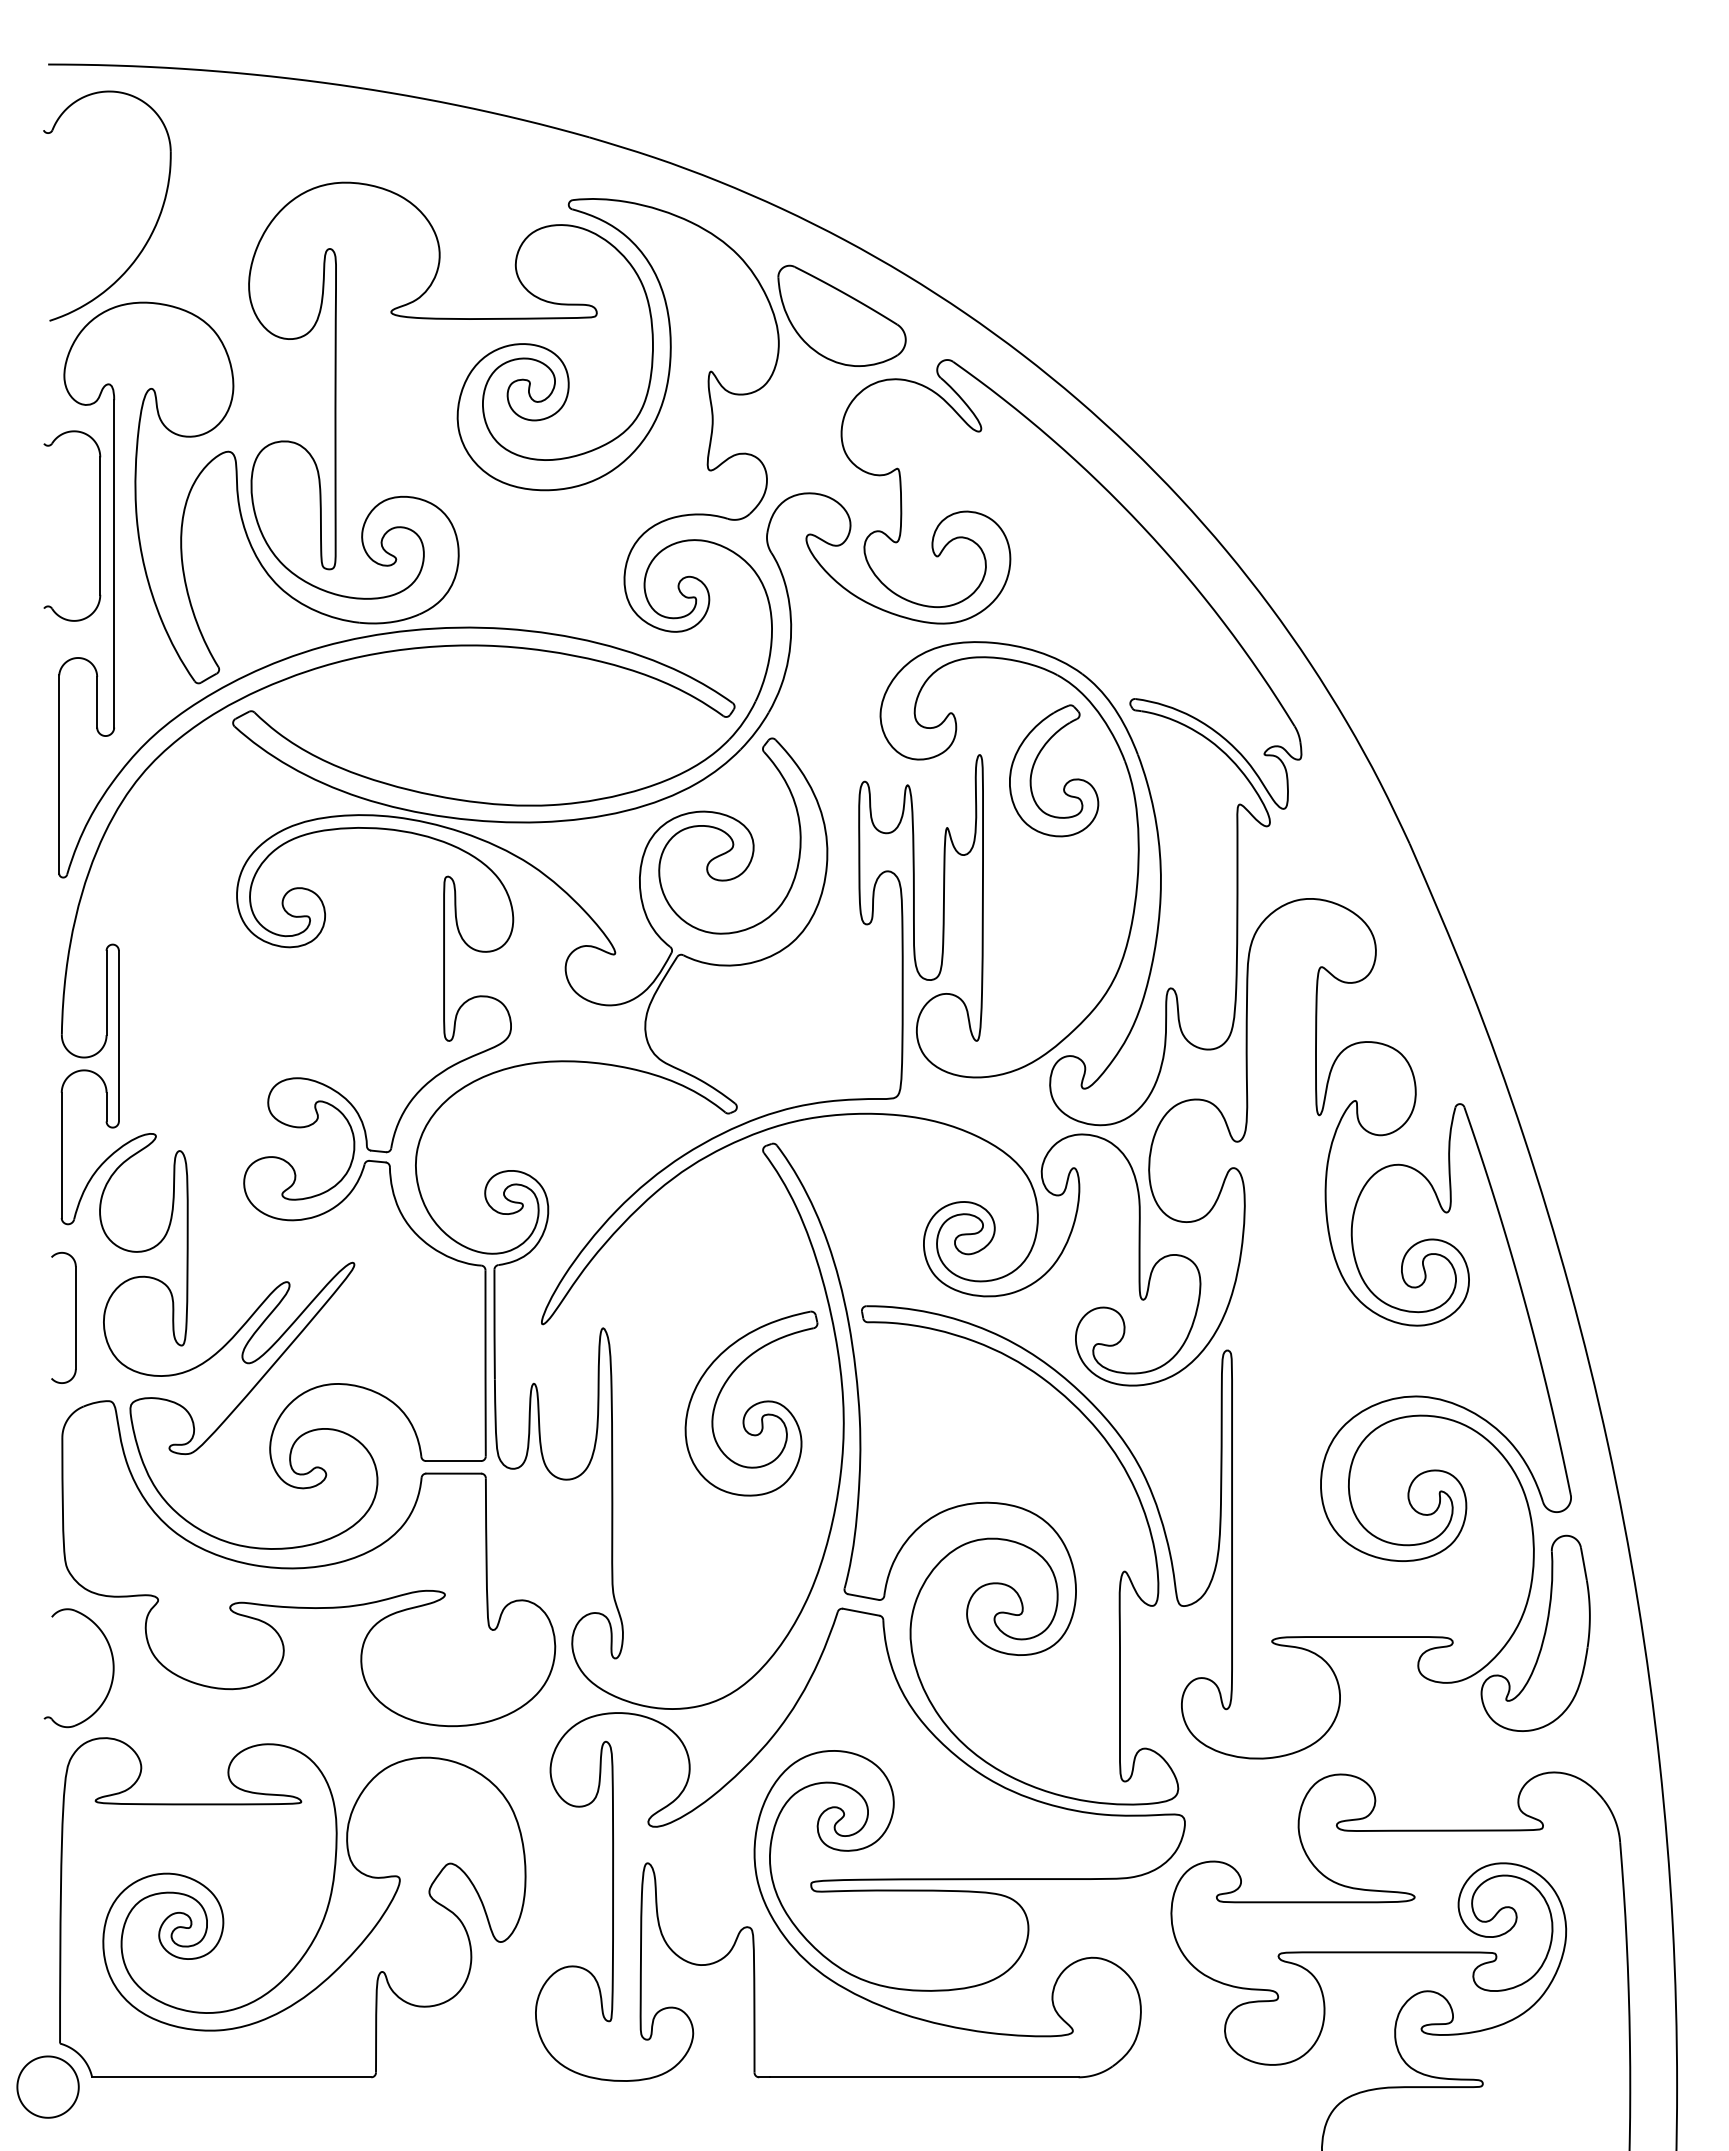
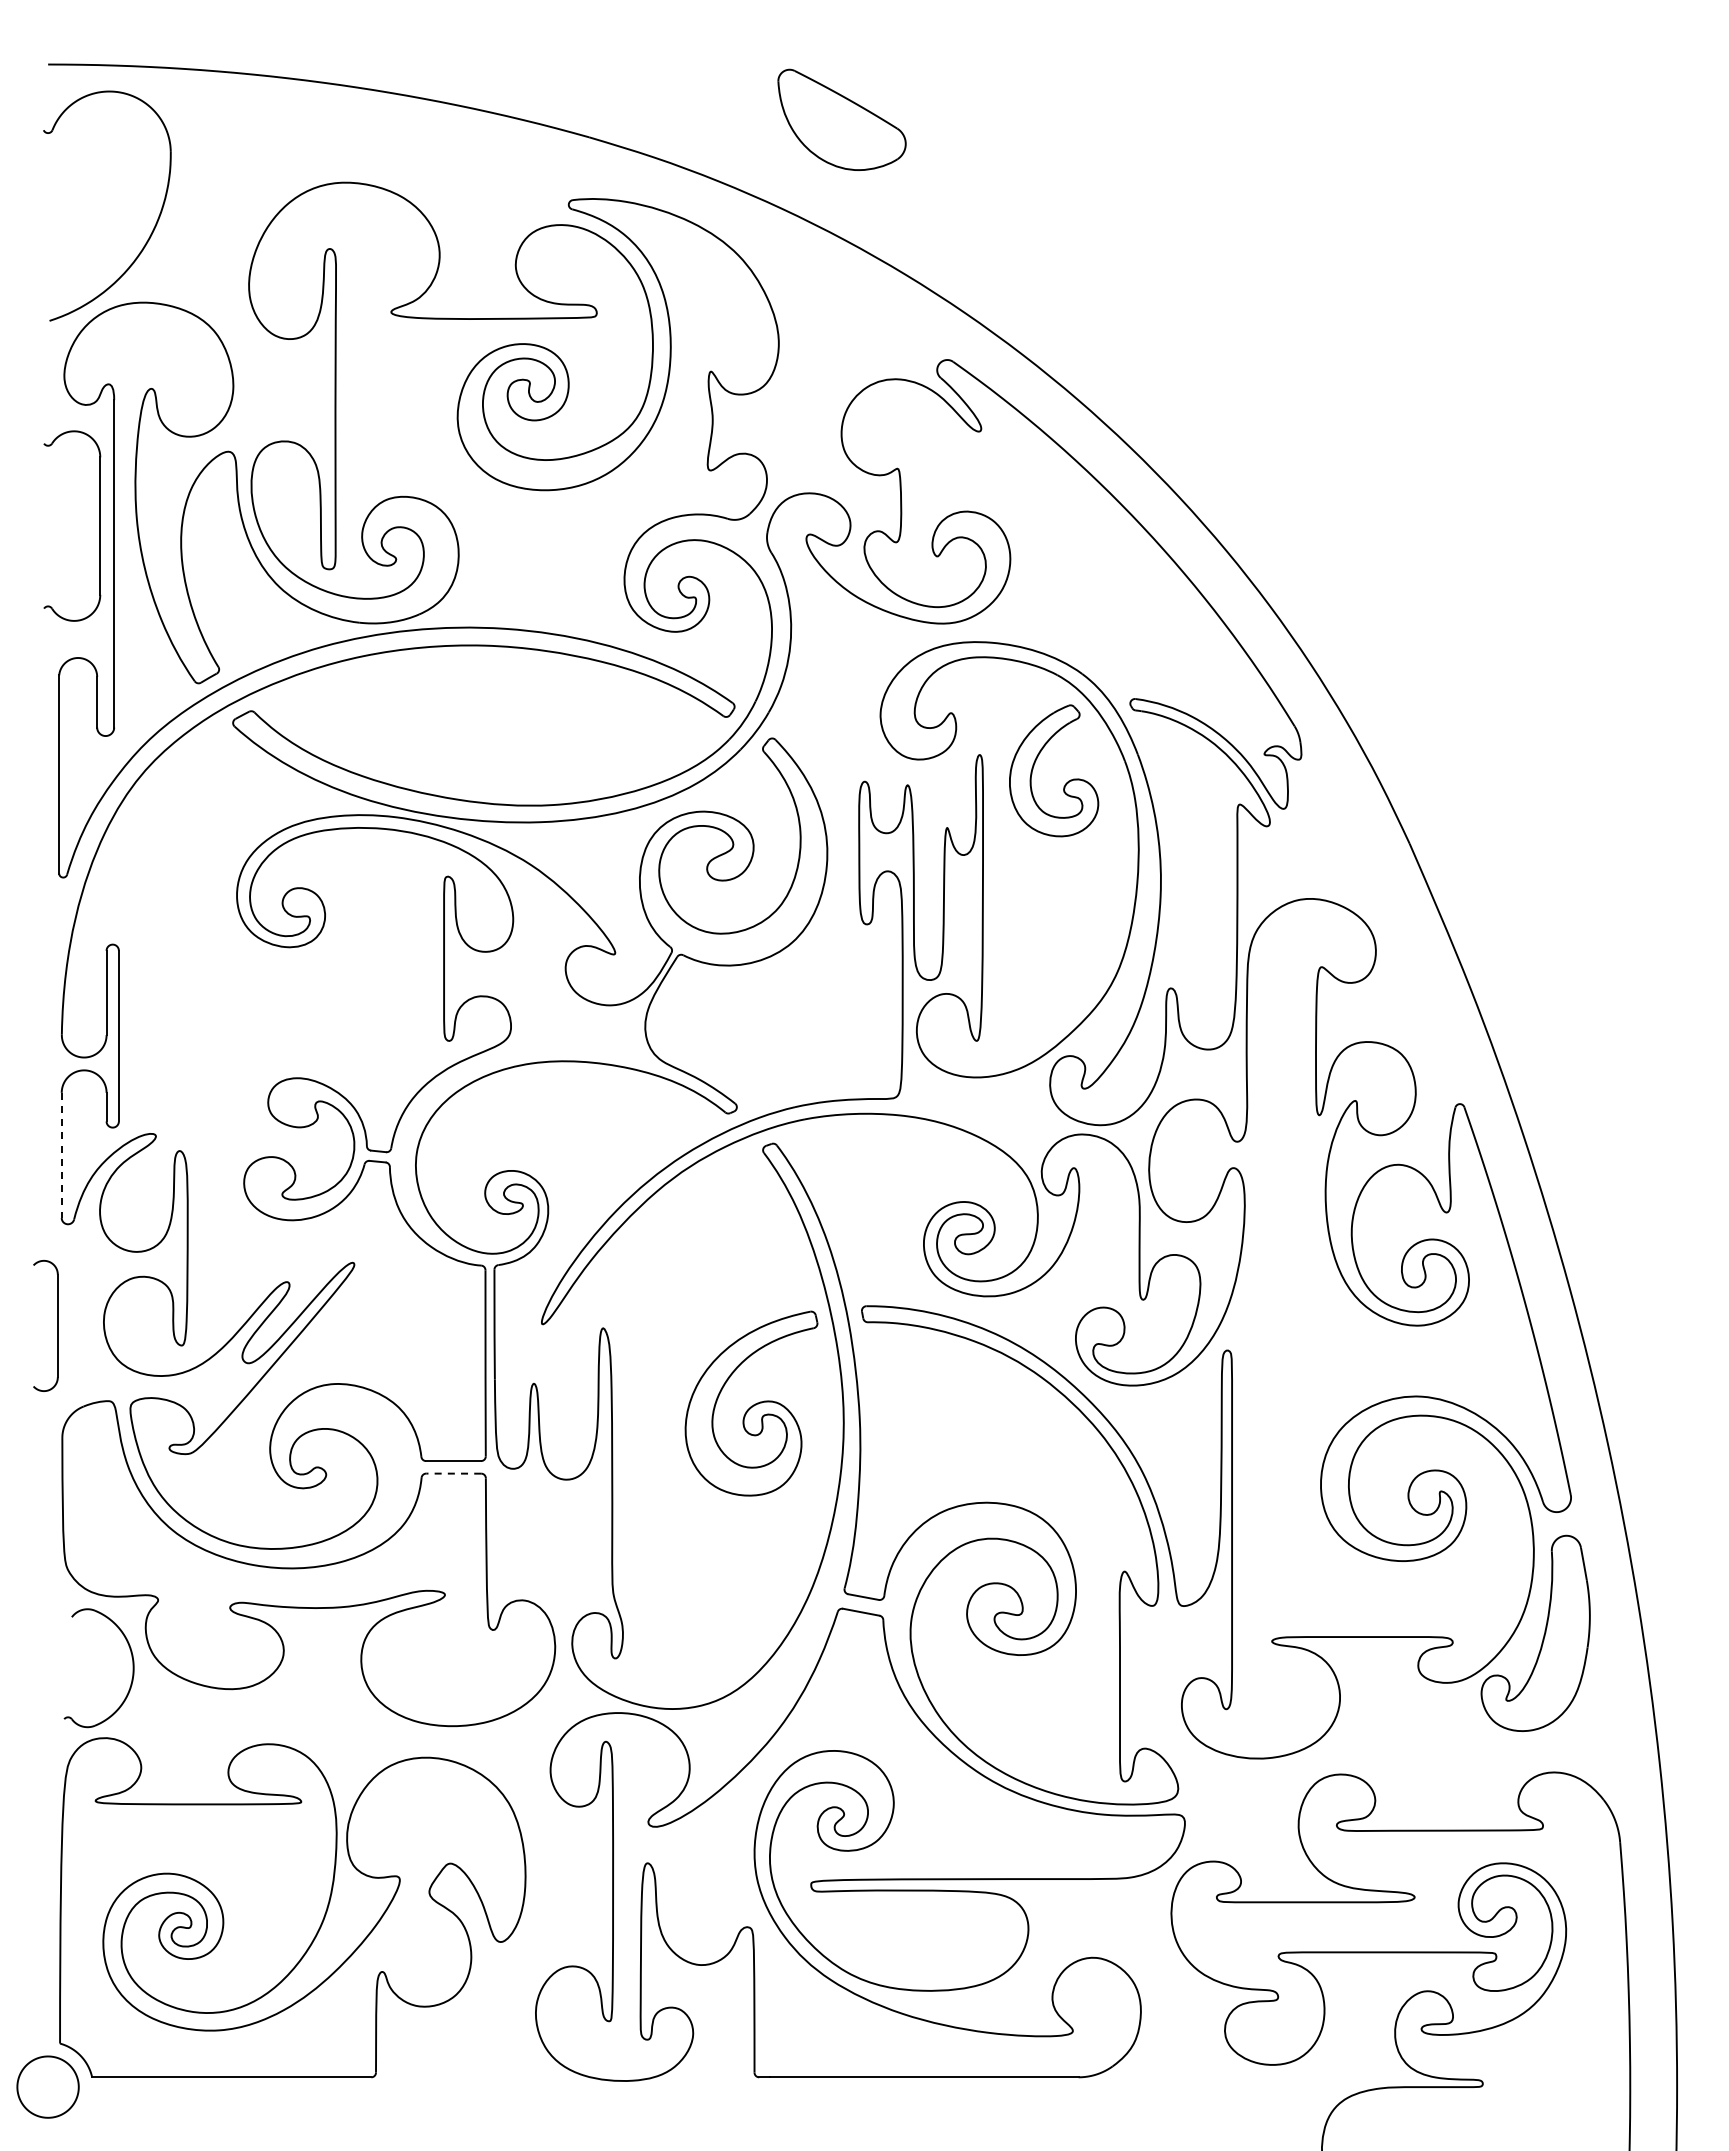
part position: (841, 315) -> (841, 119) (841, 119)
line: solid -> dashed (61, 1155)
part position: (75, 1317) -> (57, 1325) (57, 1325)
line: solid -> dashed (453, 1473)
part position: (112, 1668) -> (132, 1668) (132, 1668)
